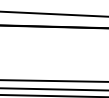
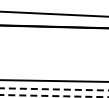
line: solid -> dashed (54, 89)
line: solid -> dashed (54, 96)
